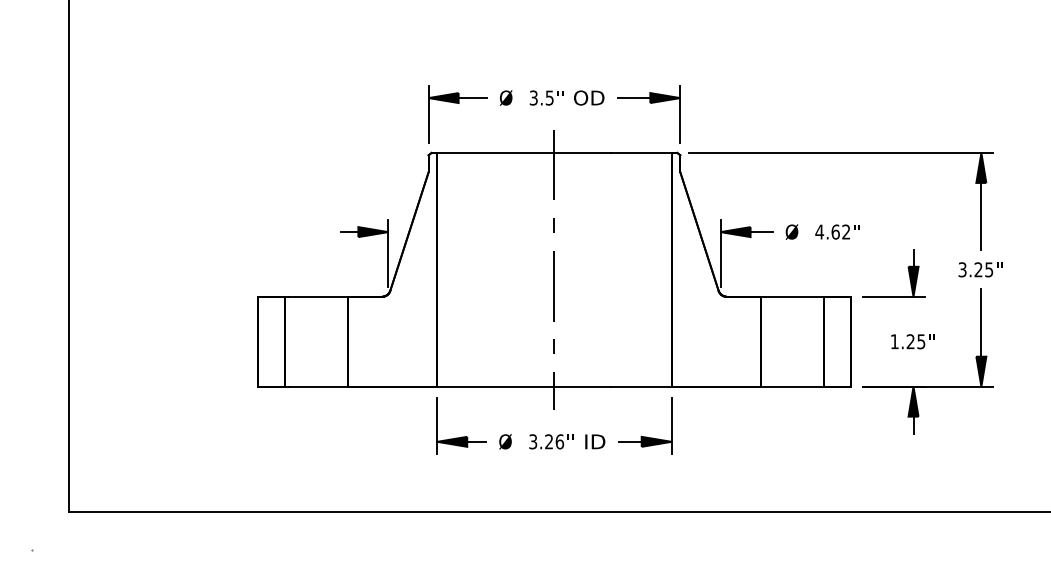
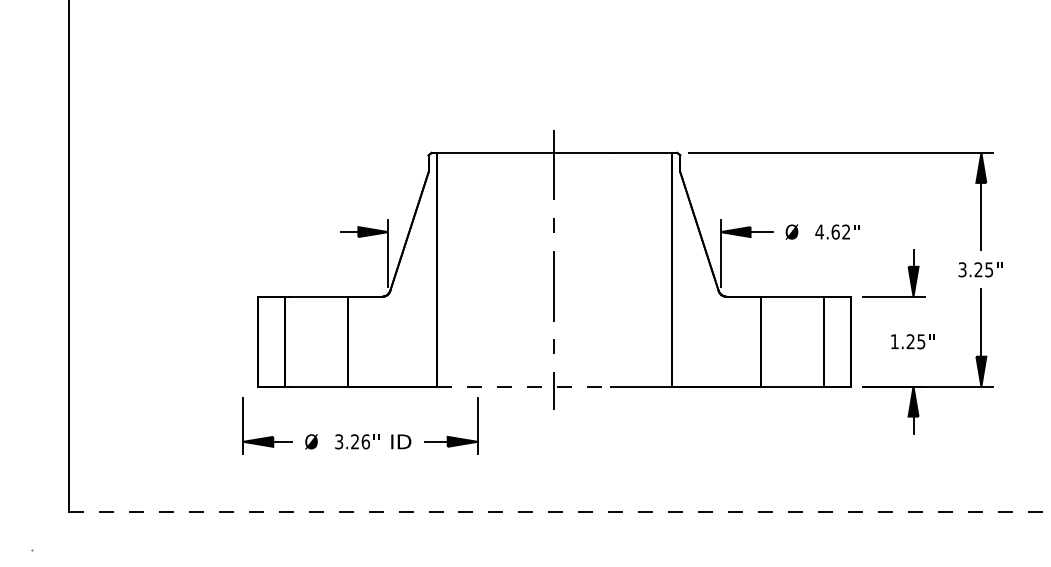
part: present -> none (550, 105)
line: solid -> dashed (523, 386)
part position: (550, 434) -> (356, 434) (356, 434)
line: solid -> dashed (559, 512)
